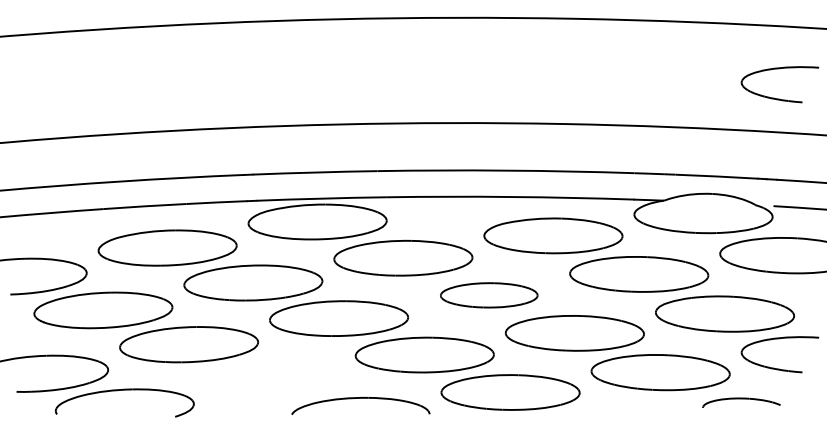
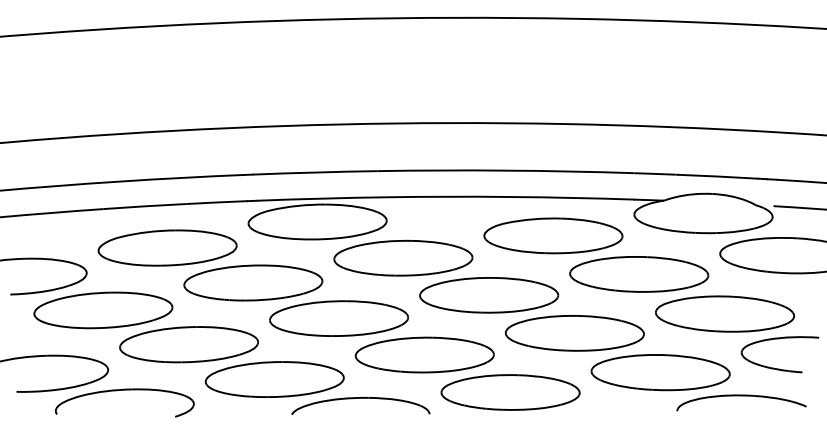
part: present -> none (774, 97)
part size: 99x27 px -> 141x37 px (489, 295)
part: none -> present (274, 379)
part size: 79x11 px -> 131x18 px (741, 402)
